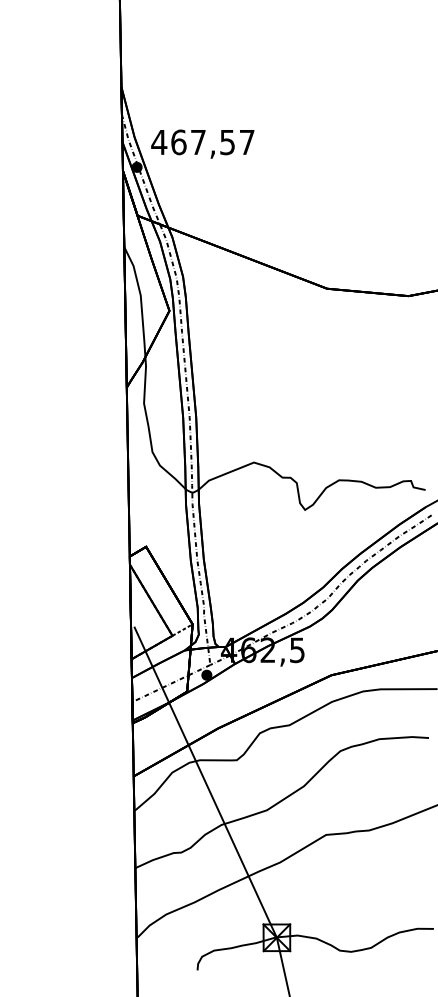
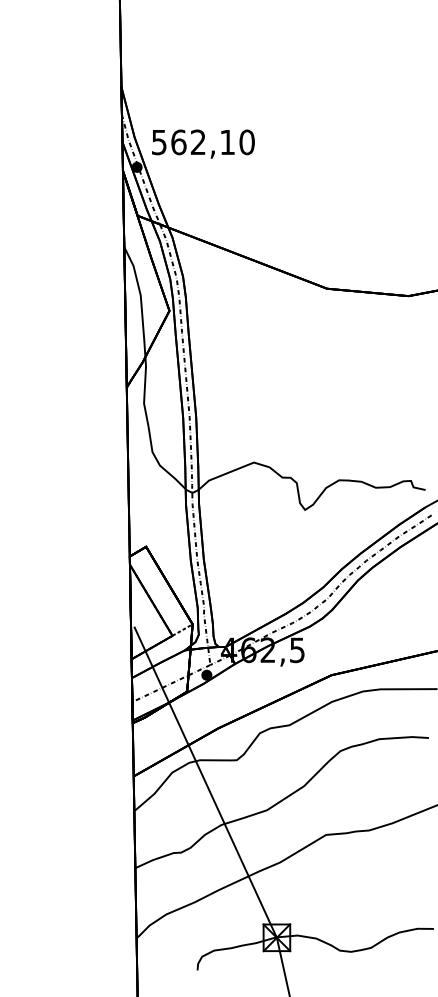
text: 467,57 -> 562,10 (202, 142)
